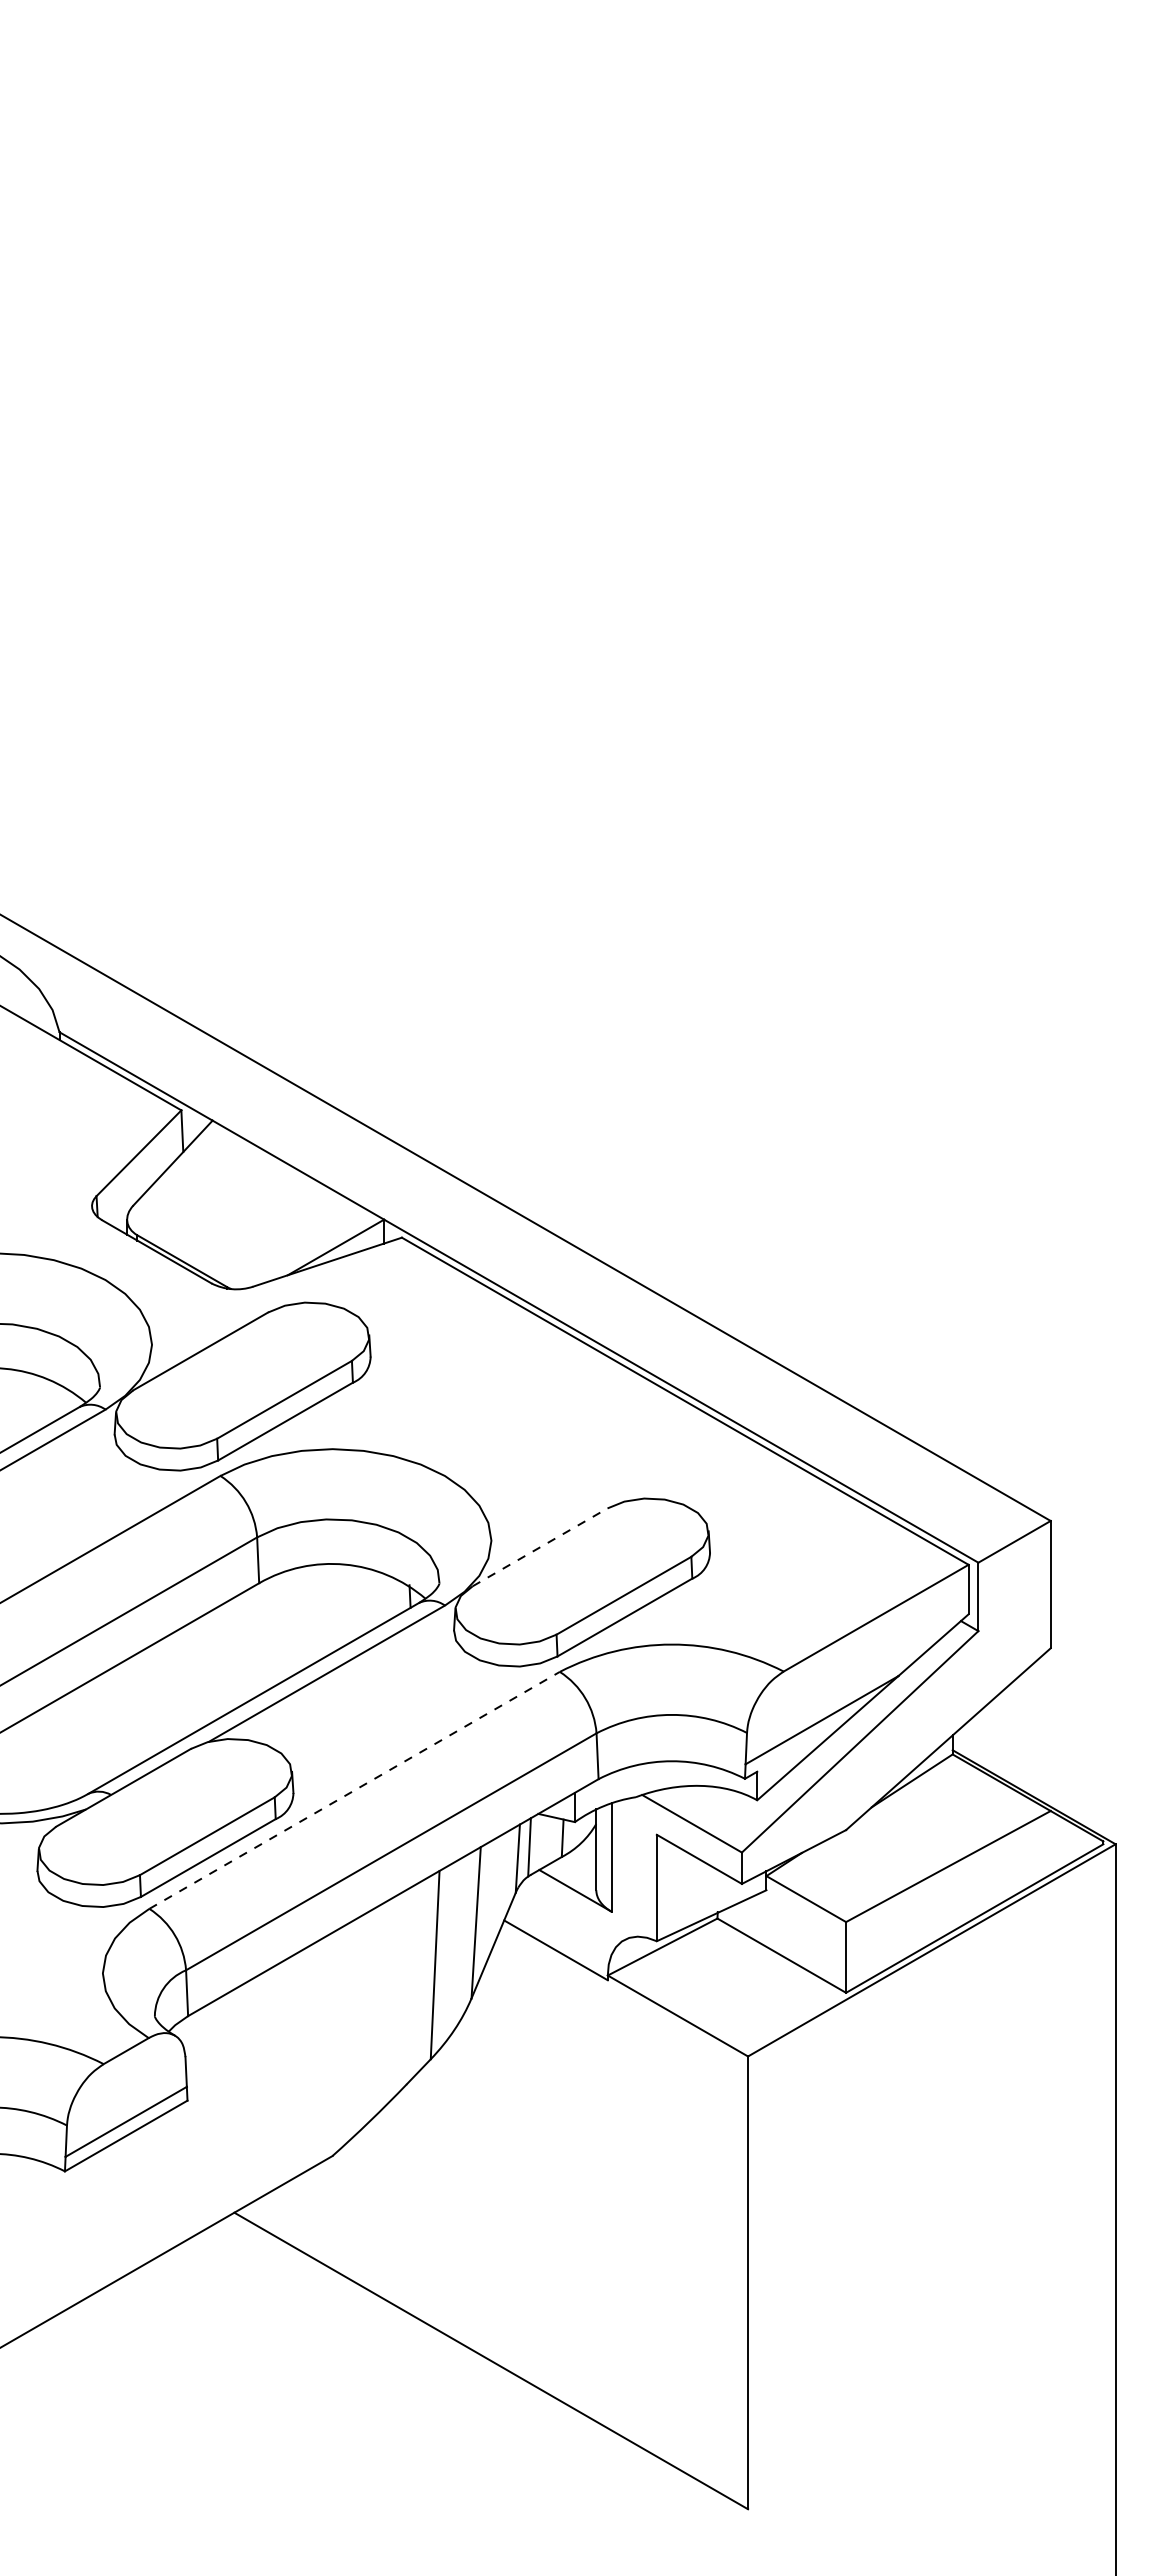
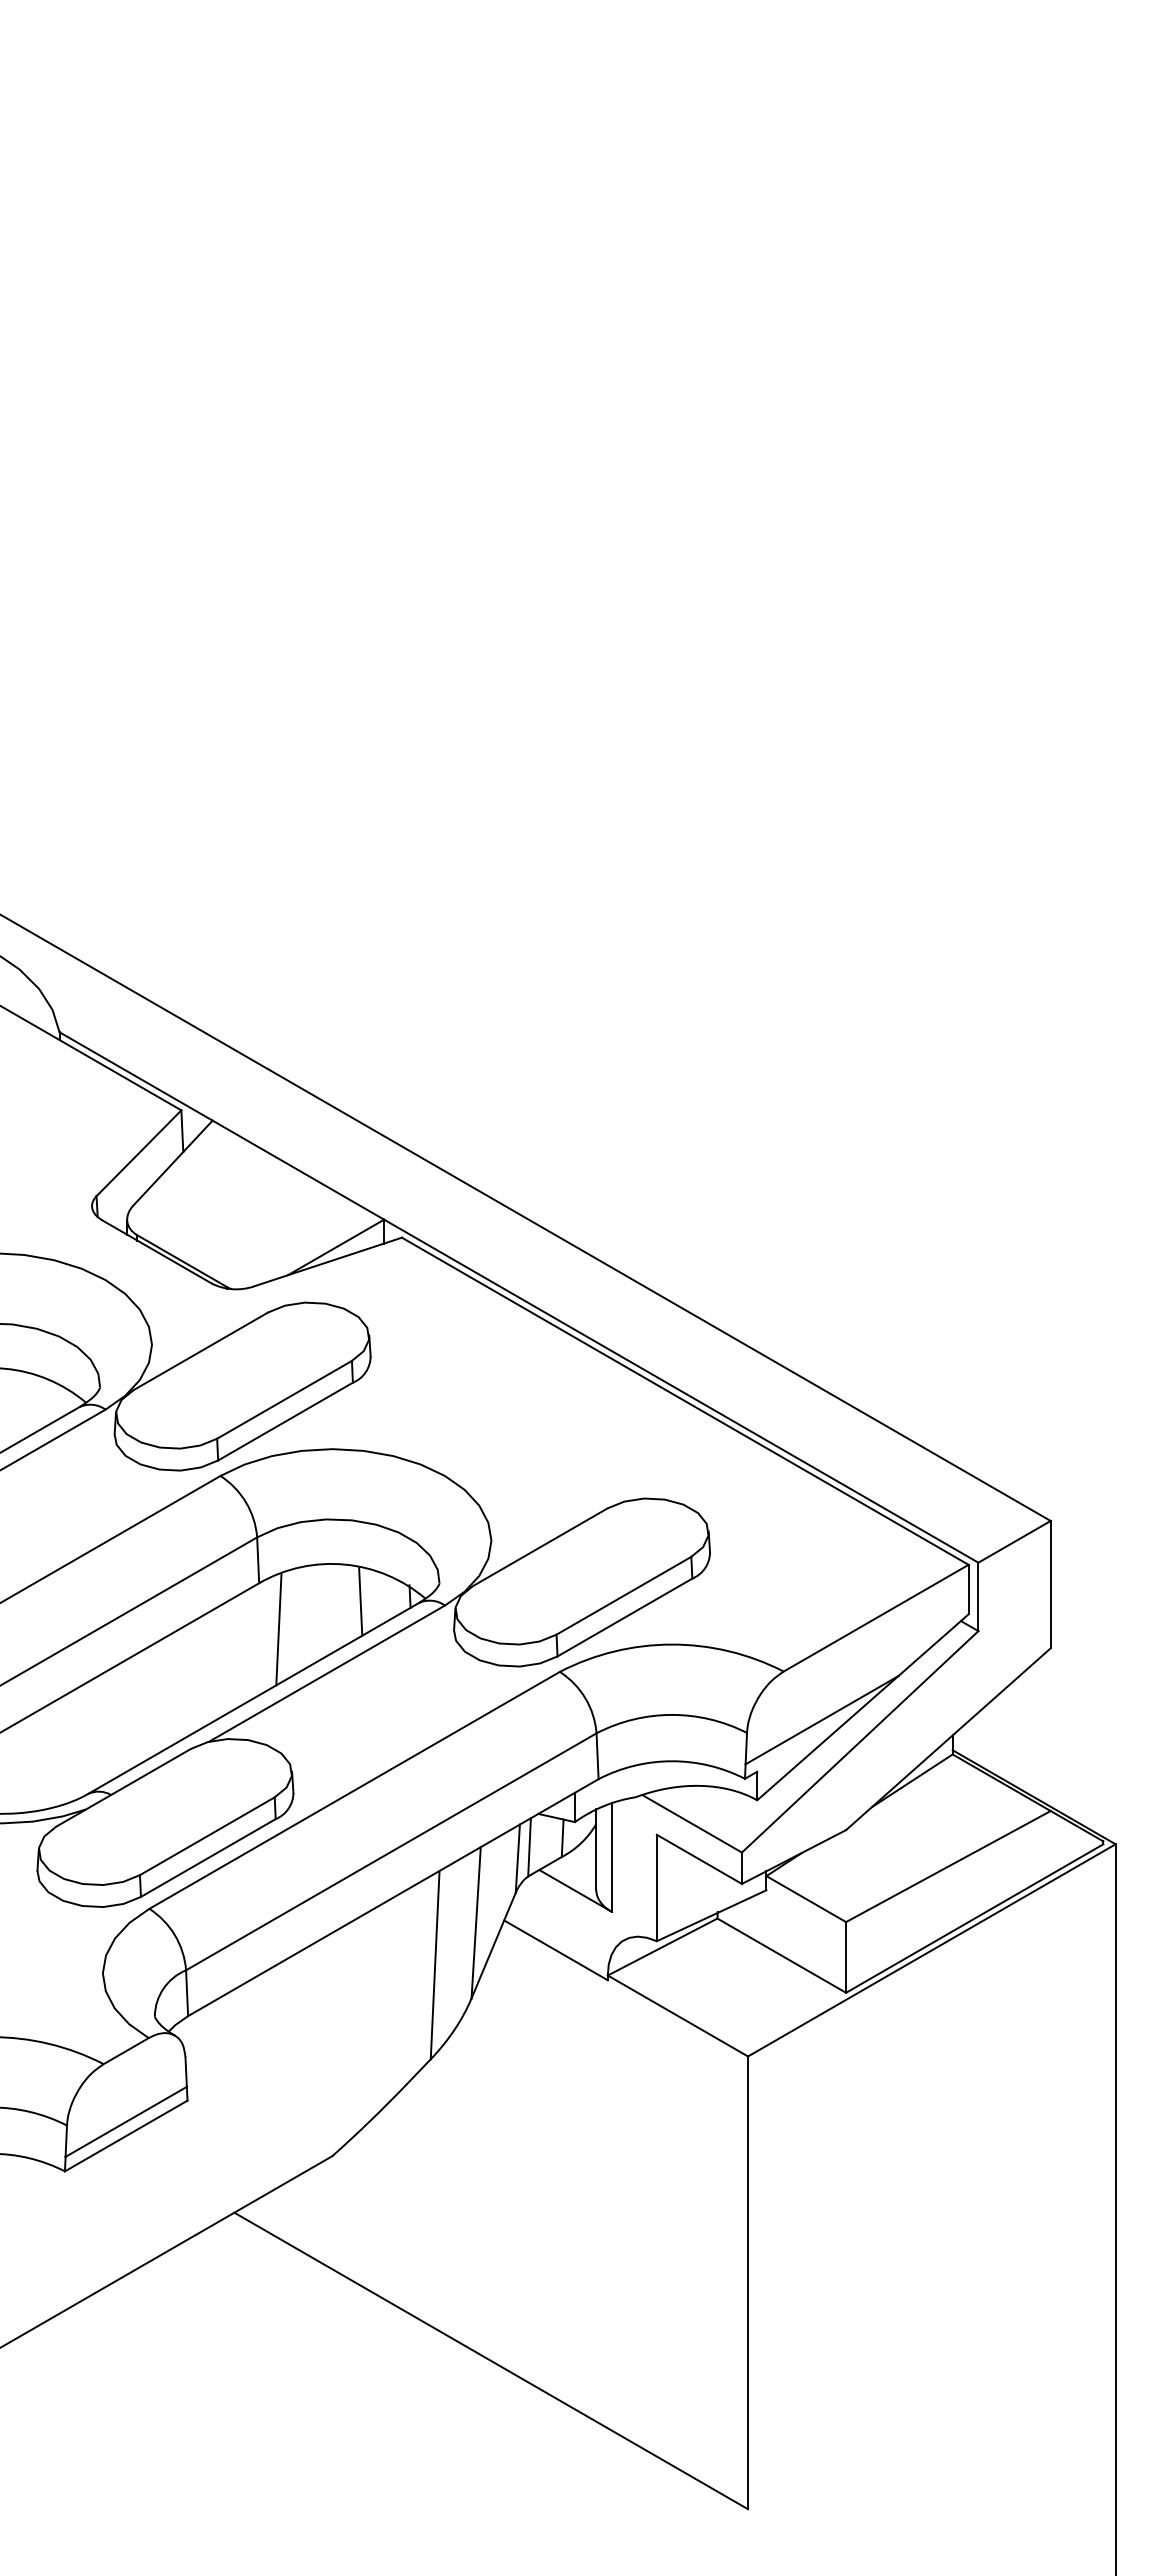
line: dashed -> solid (540, 1547)
line: none -> present (360, 1601)
line: none -> present (278, 1629)
line: dashed -> solid (354, 1790)
